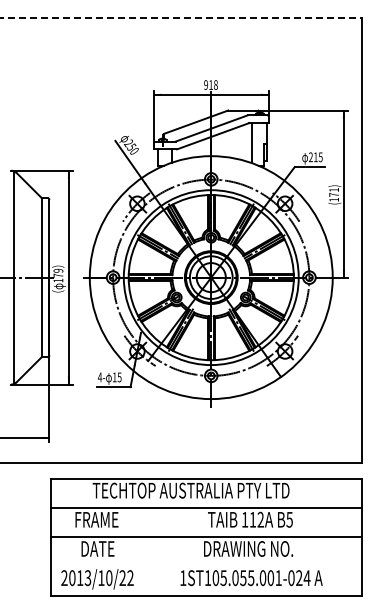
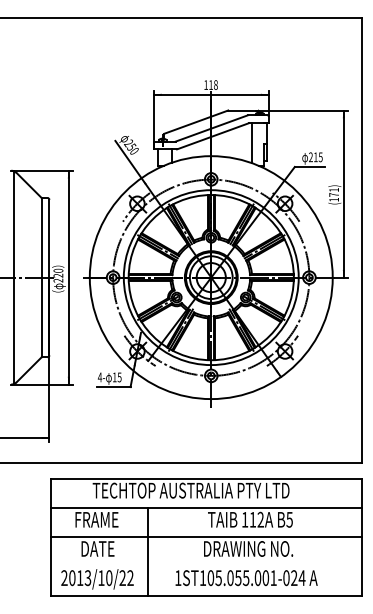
line: dashed -> solid (180, 18)
text: 918 -> 118 (206, 84)
text: 179 -> 220 (58, 275)
line: none -> present (148, 551)
text position: (251, 578) -> (246, 578) (246, 578)
